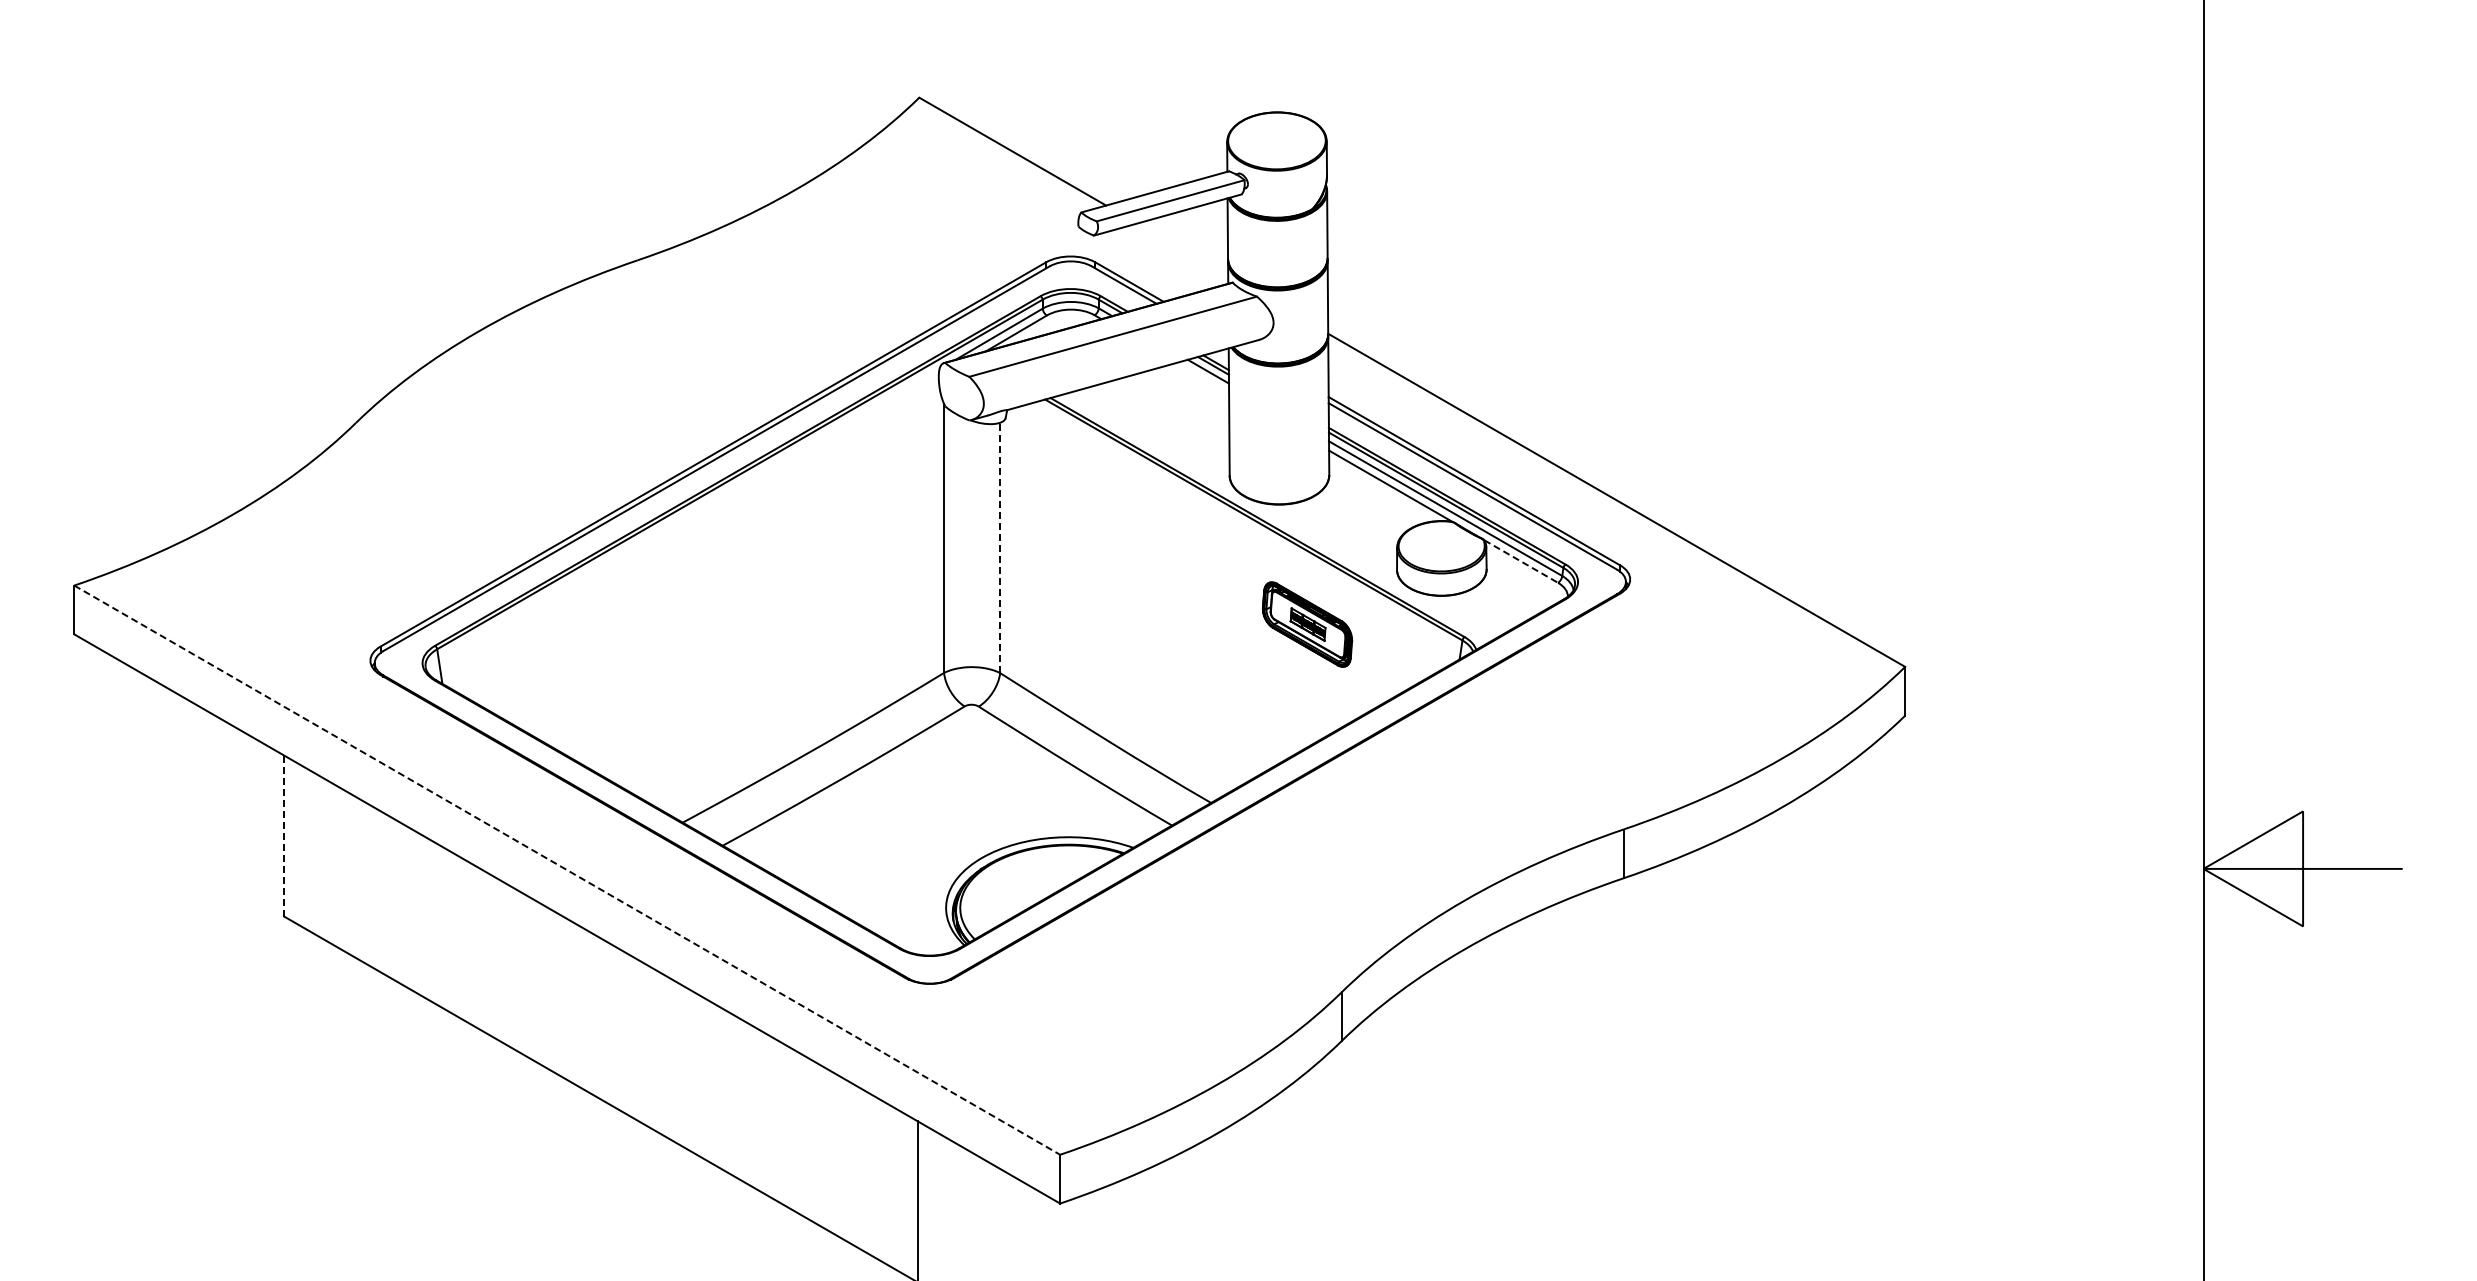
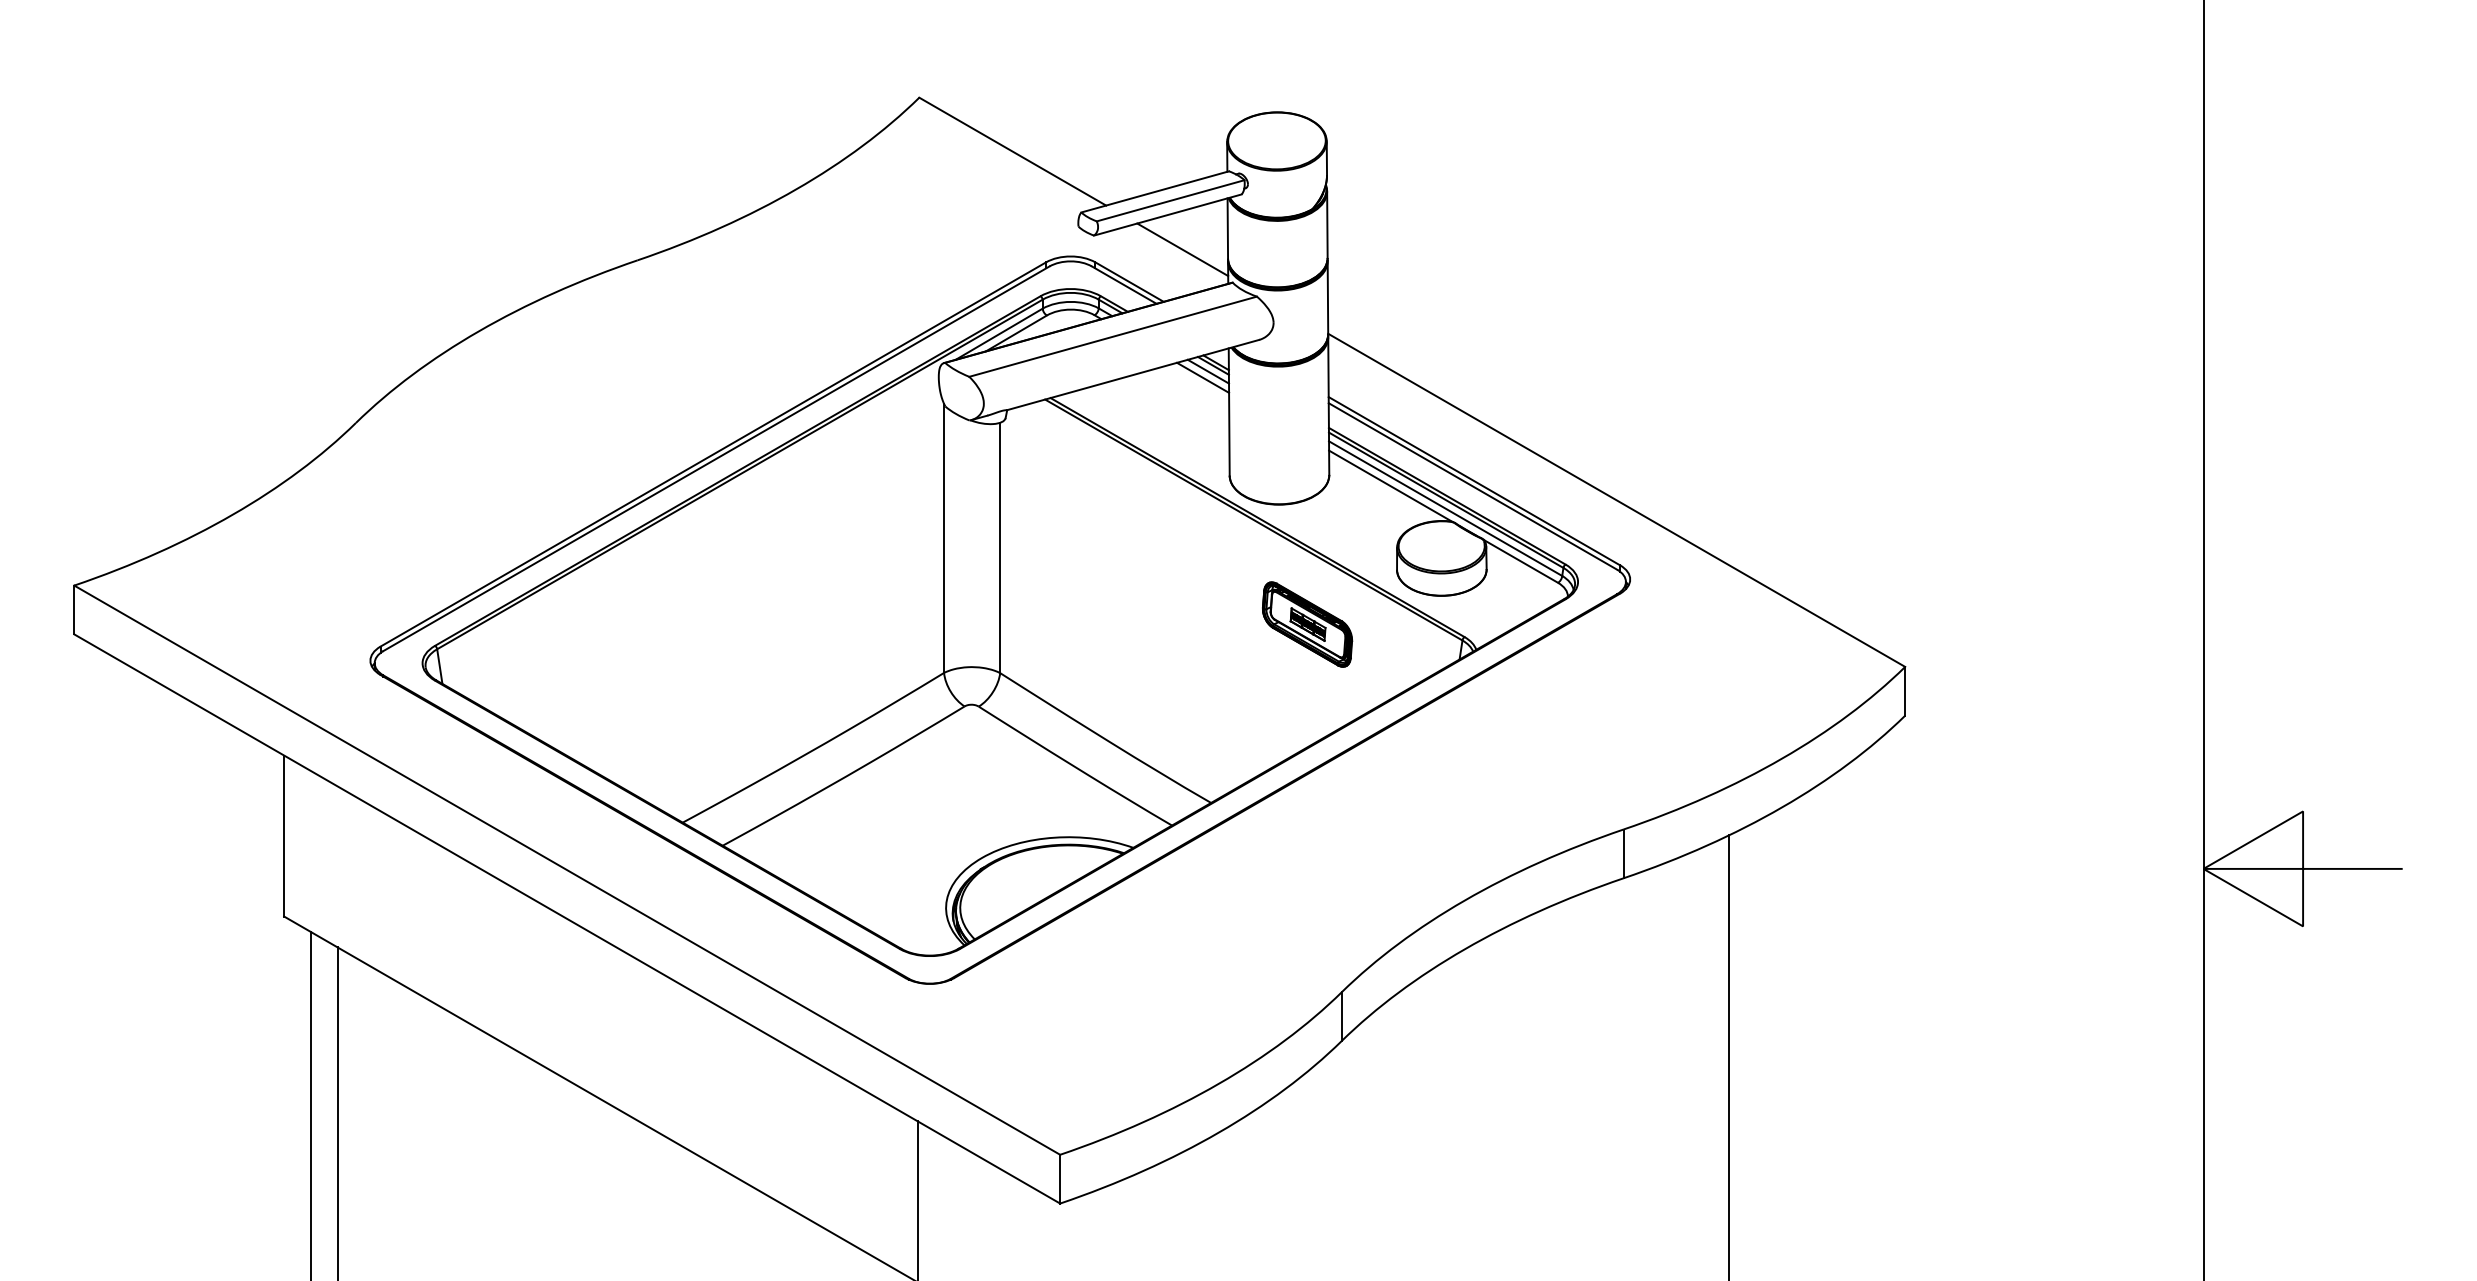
line: none -> present (1182, 249)
line: none -> present (1203, 377)
line: dashed -> solid (1000, 547)
line: dashed -> solid (1521, 561)
line: dashed -> solid (284, 836)
line: dashed -> solid (567, 870)
line: none -> present (1729, 1056)
line: none -> present (310, 1104)
line: none -> present (337, 1112)
